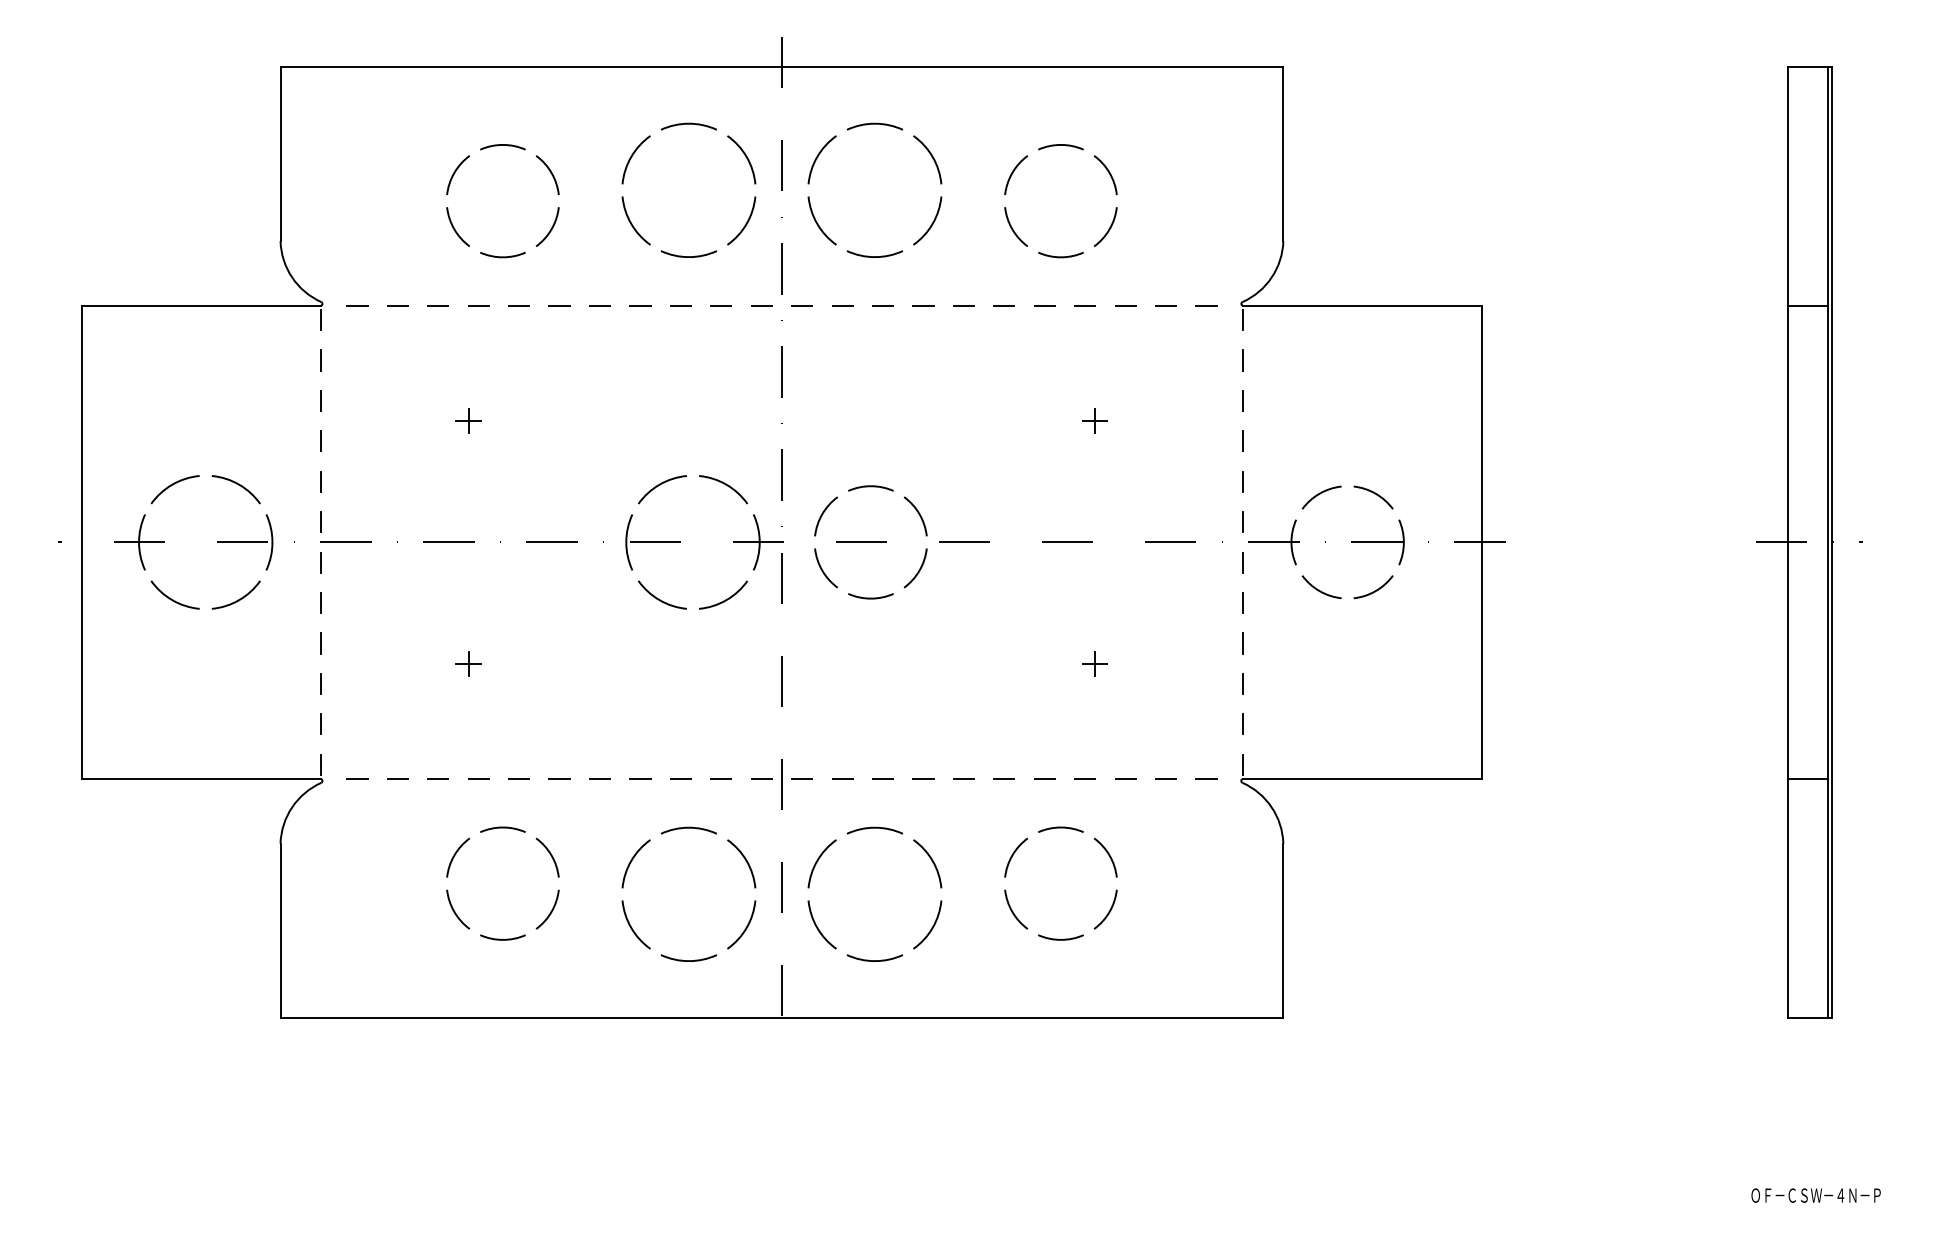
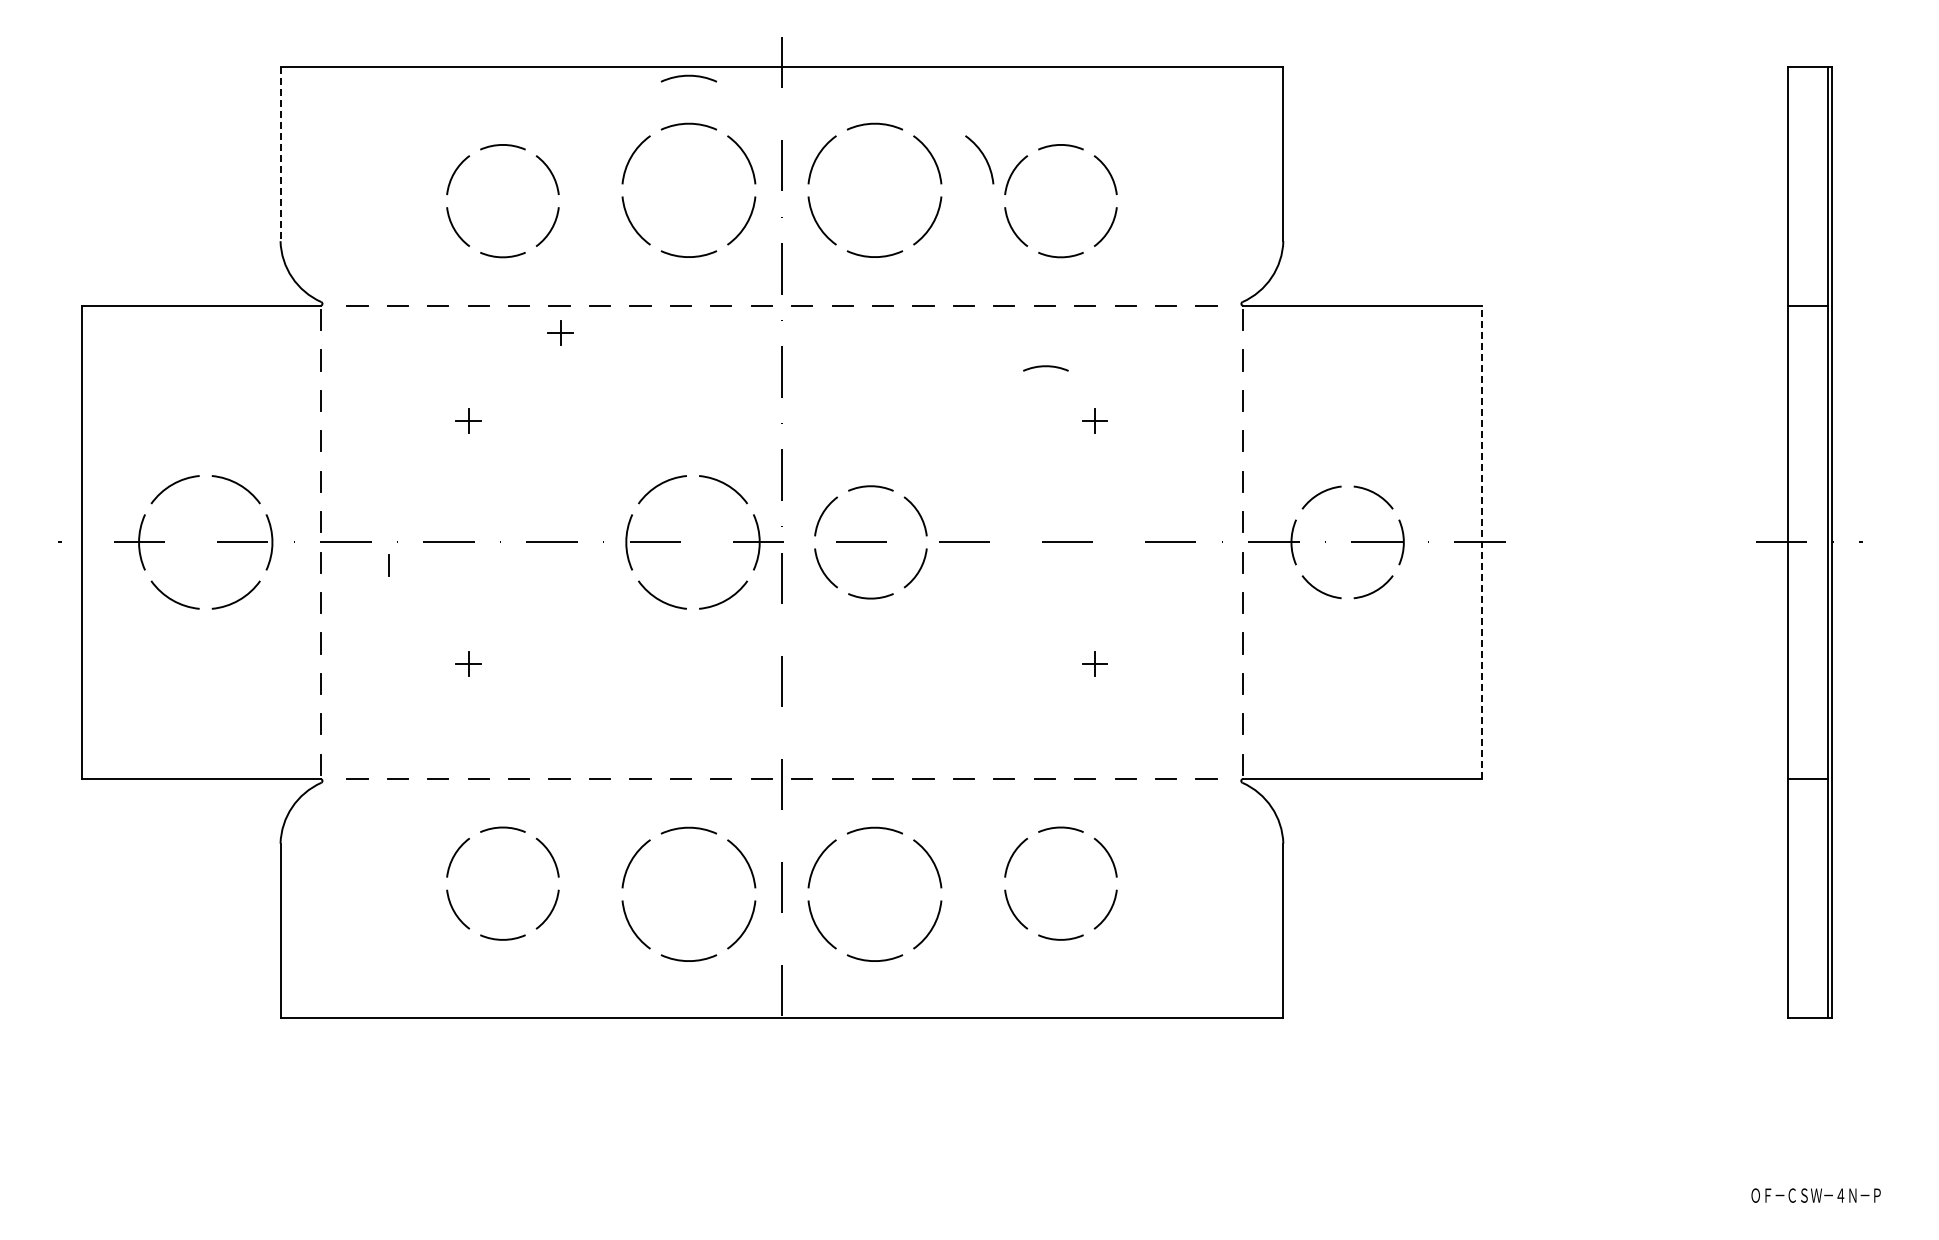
arc: none -> present (688, 76)
line: solid -> dashed (280, 154)
arc: none -> present (983, 157)
part: none -> present (560, 332)
arc: none -> present (1045, 367)
line: solid -> dashed (1481, 542)
line: none -> present (388, 565)
